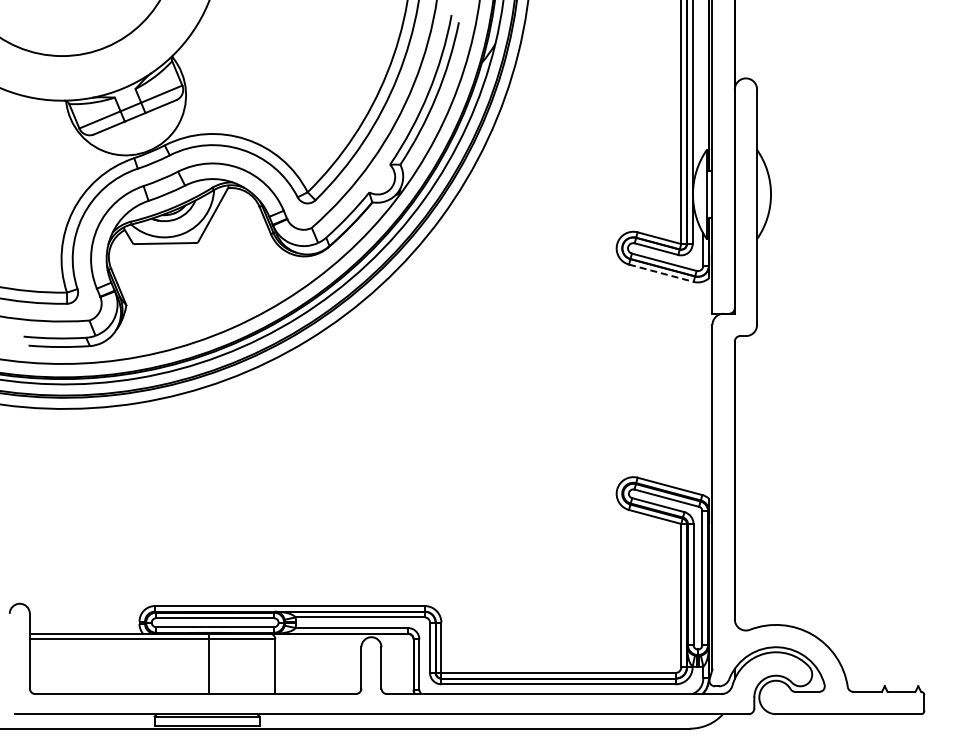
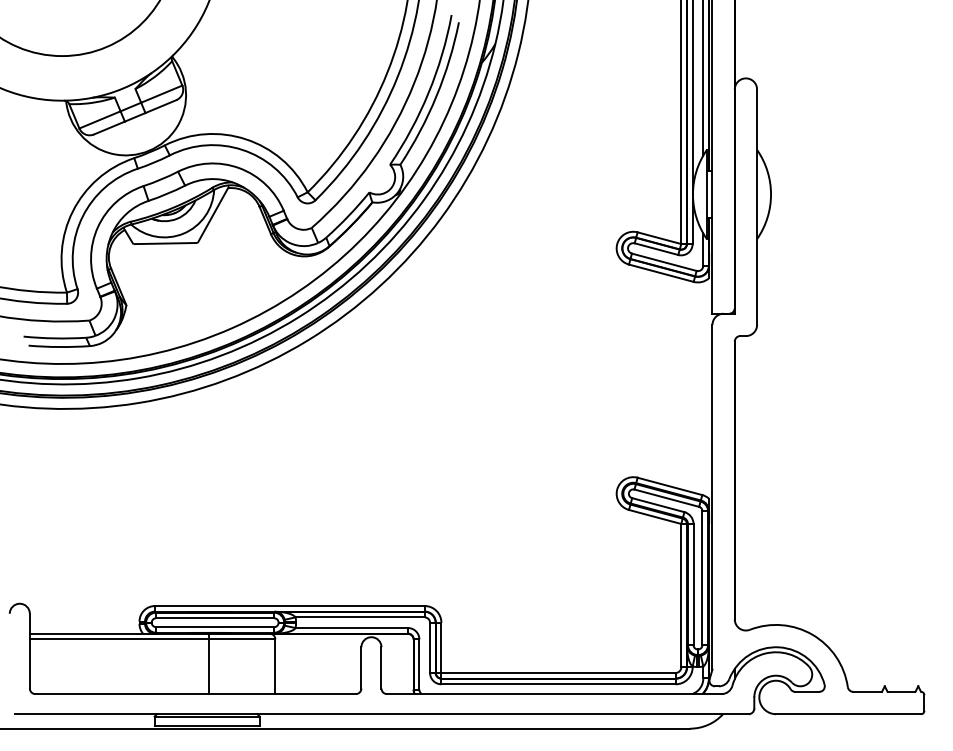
line: none -> present (703, 78)
line: dashed -> solid (661, 273)
